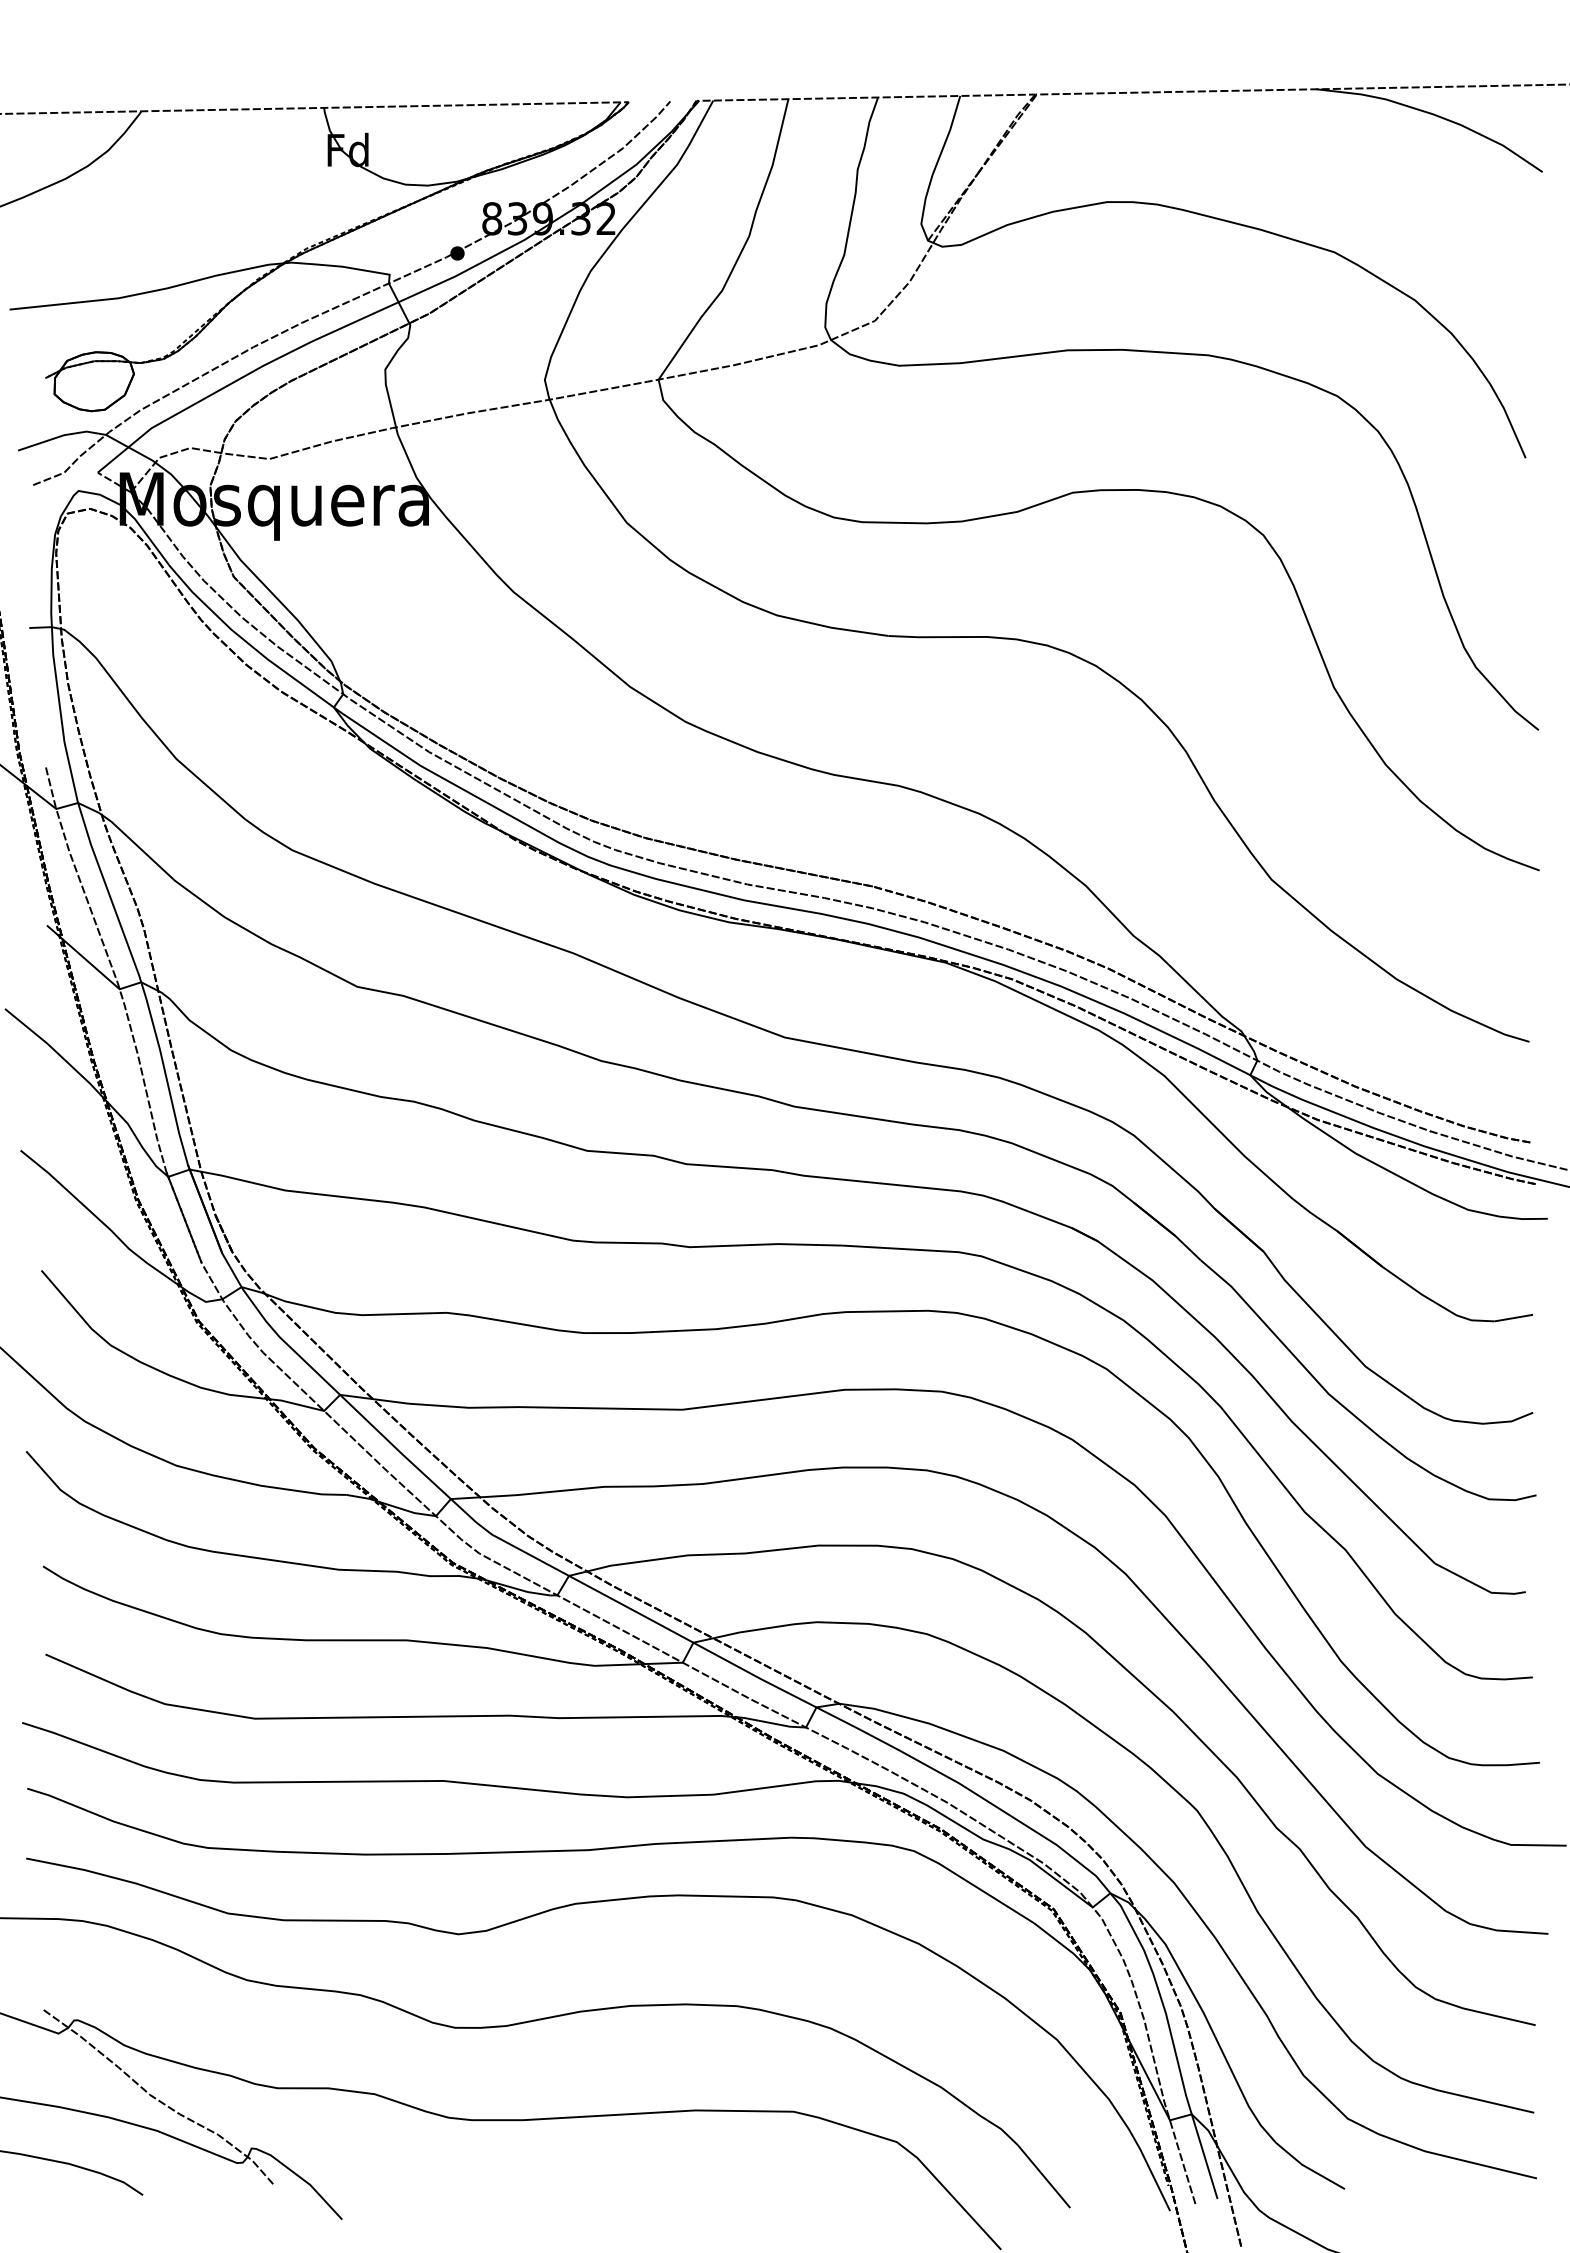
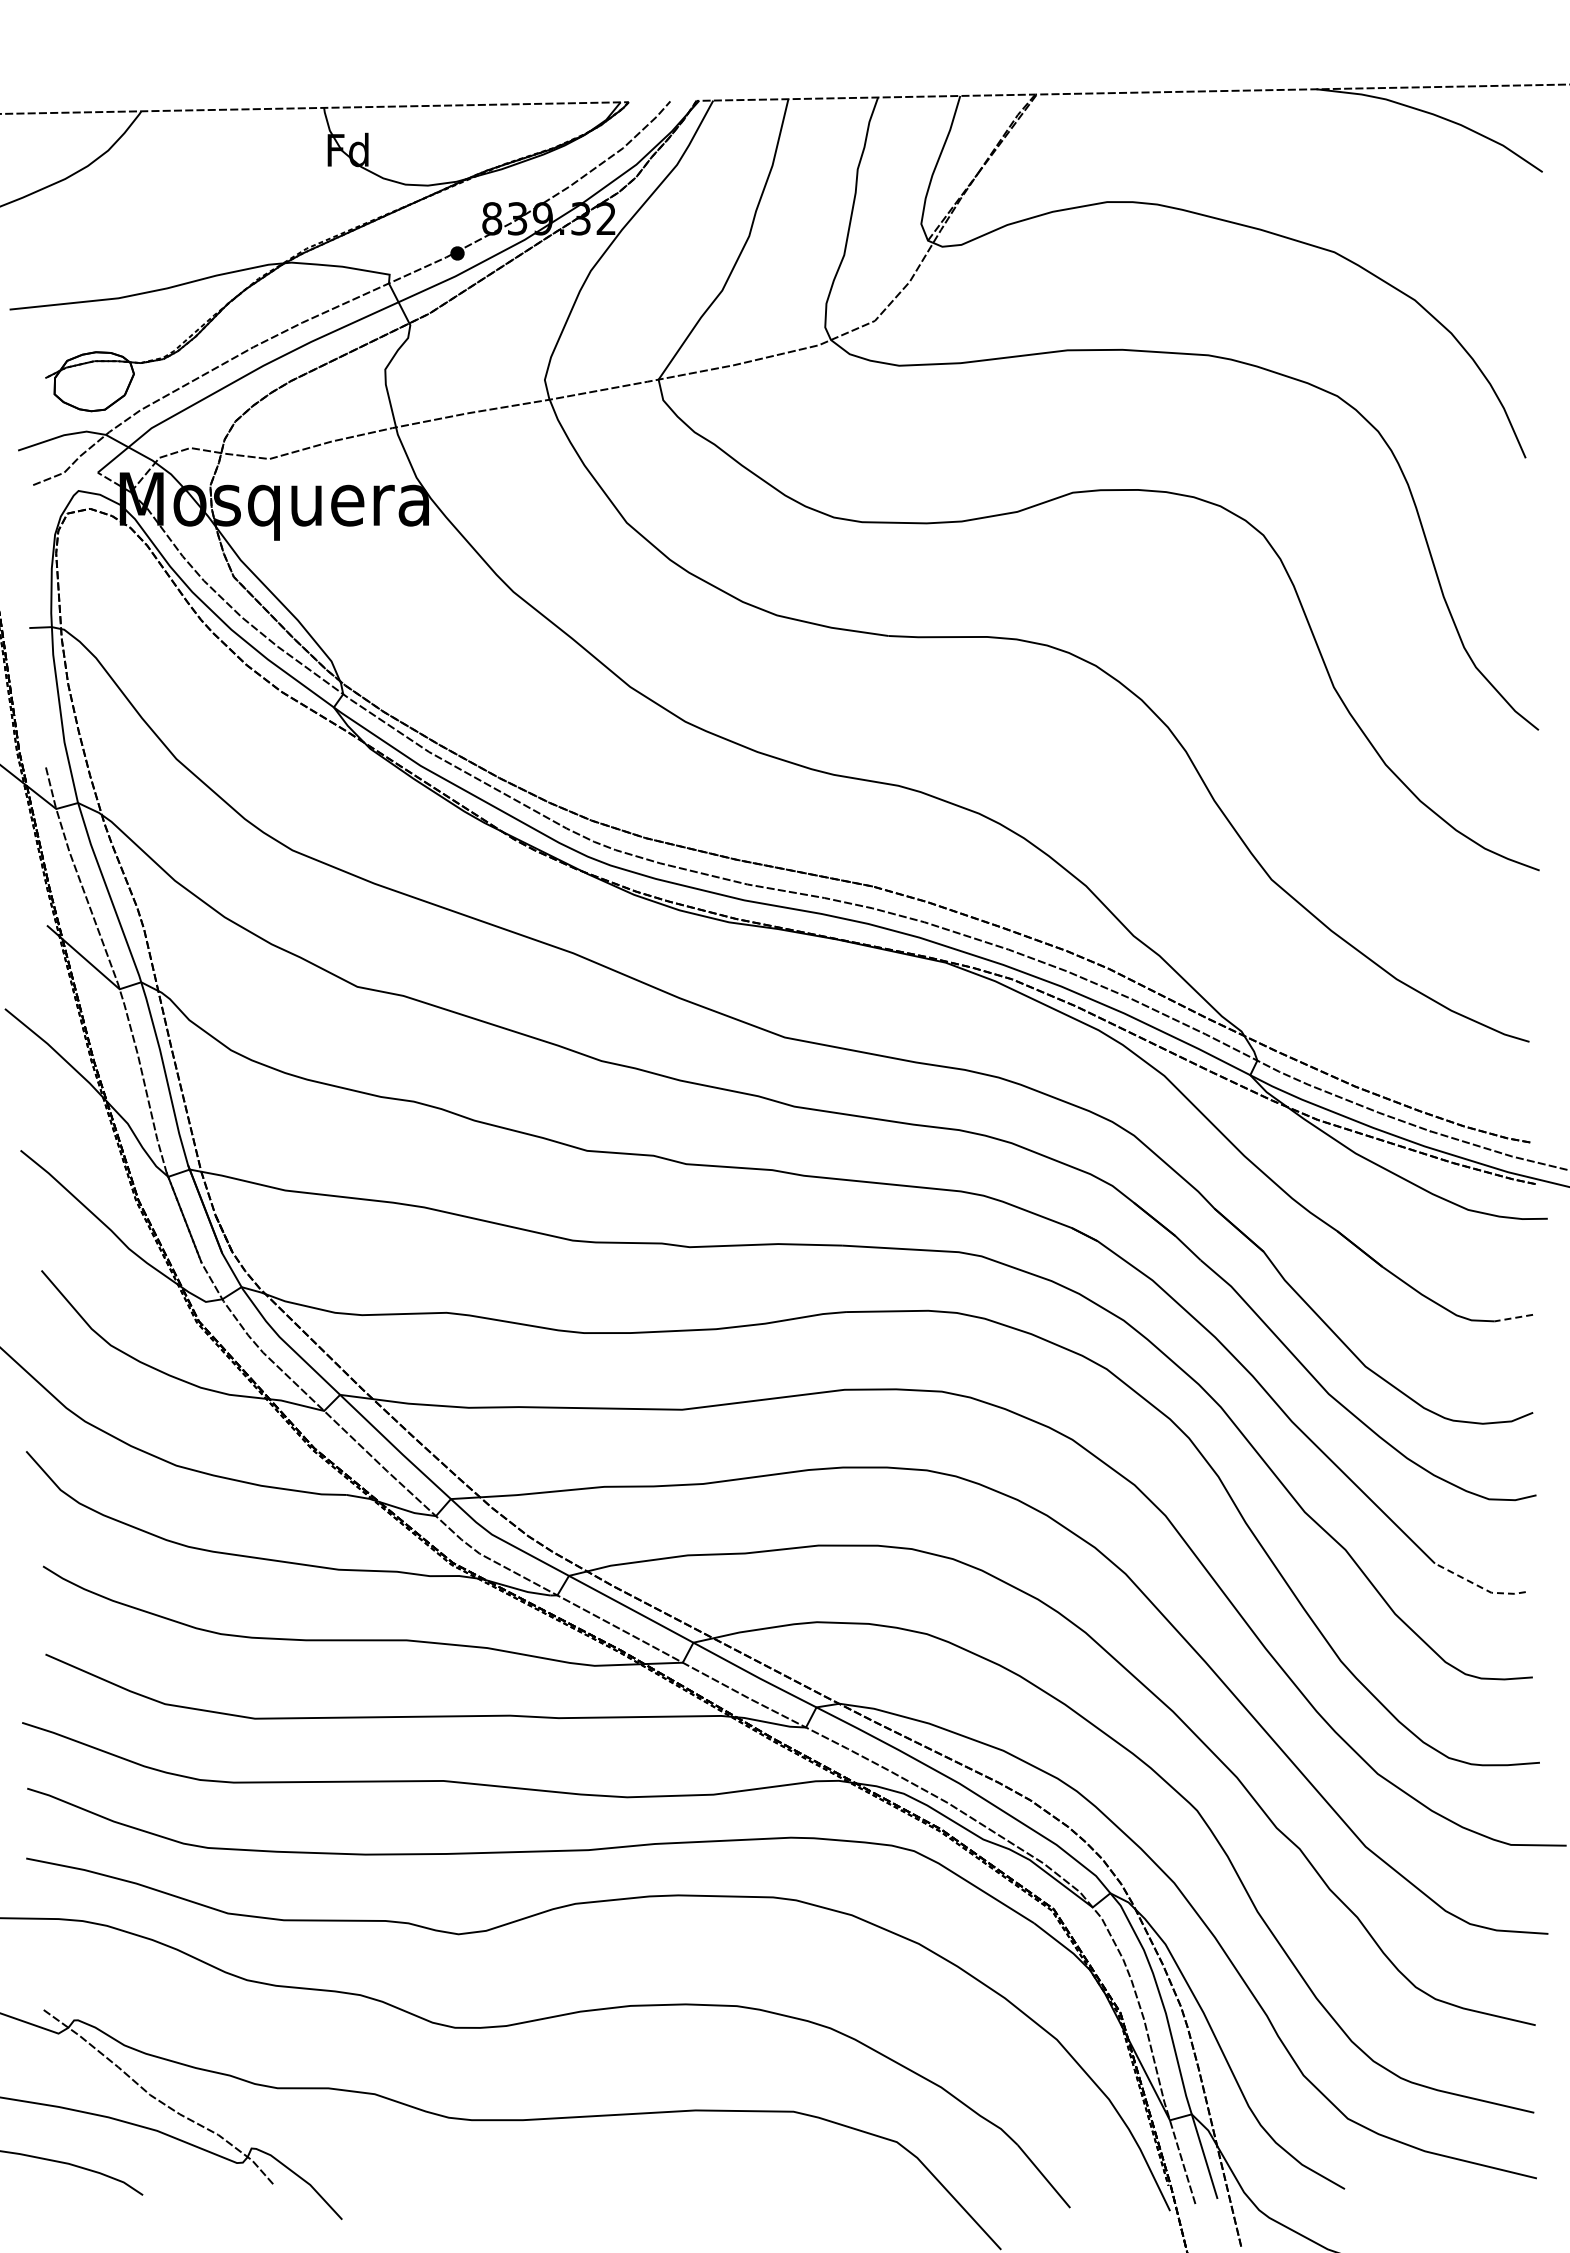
line: solid -> dashed (1513, 1318)
line: solid -> dashed (1479, 1586)
